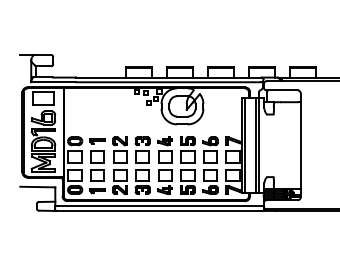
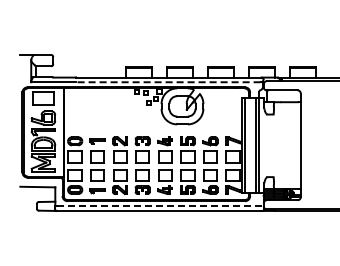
line: solid -> dashed (168, 82)
line: solid -> dashed (161, 206)
